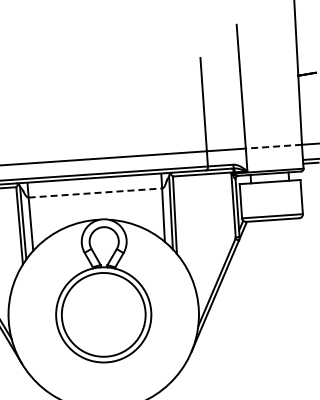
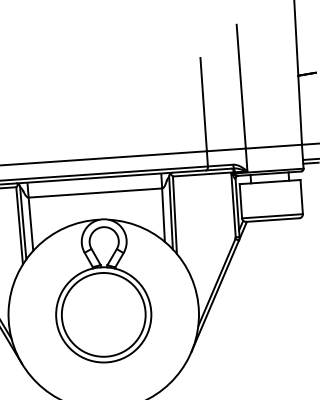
line: dashed -> solid (273, 146)
line: dashed -> solid (95, 193)
